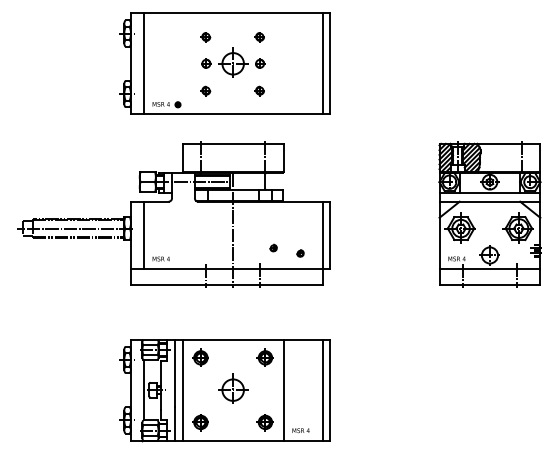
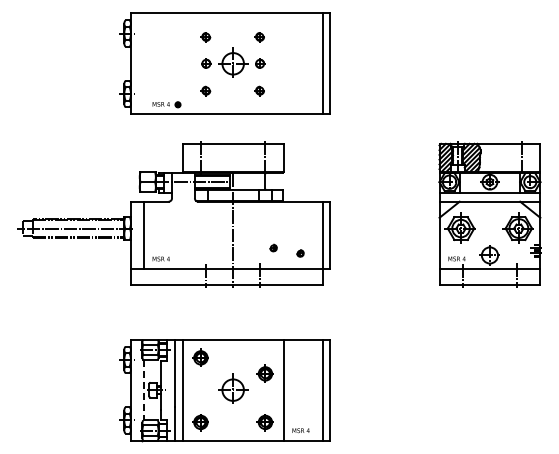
line: present -> none (143, 63)
part position: (264, 357) -> (264, 373) (264, 373)
line: solid -> dashed (143, 390)
